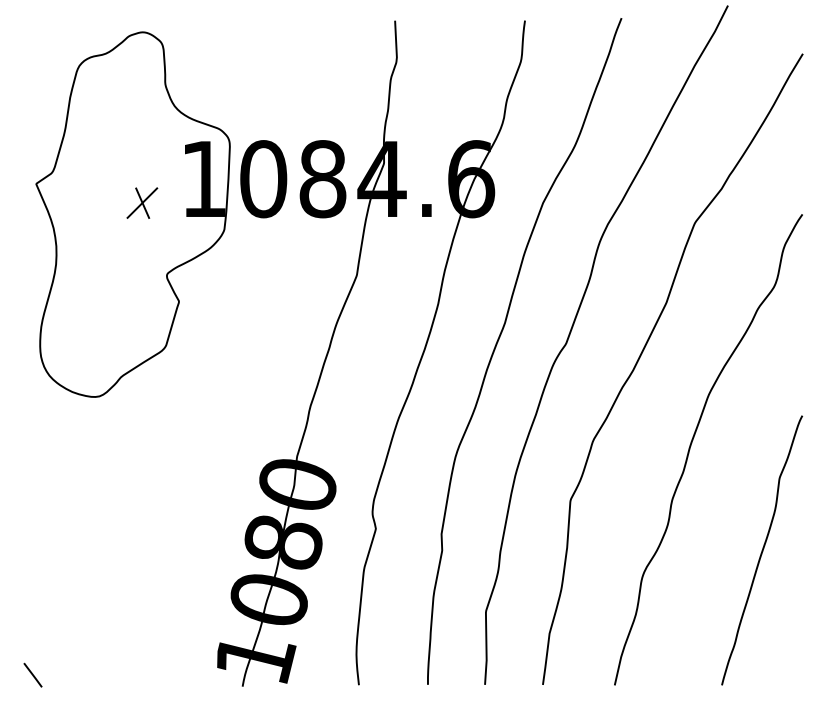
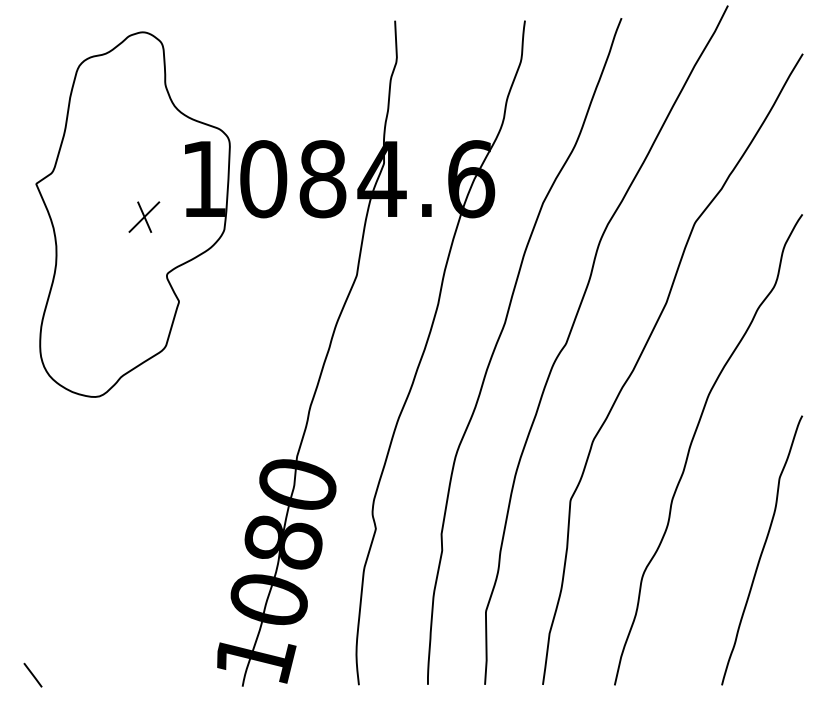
part position: (142, 202) -> (144, 216) (144, 216)
